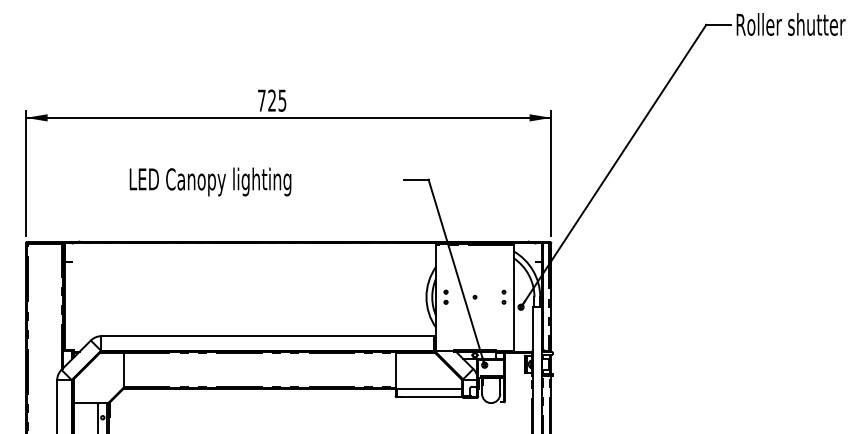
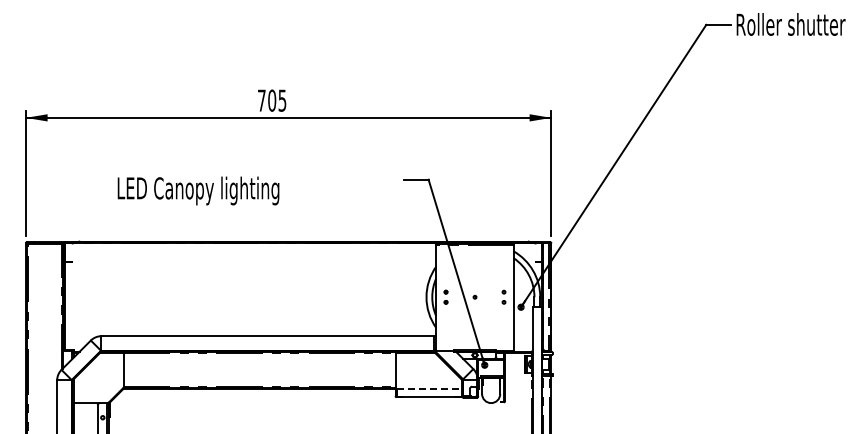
text: 725 -> 705 (272, 100)
text position: (210, 181) -> (198, 190) (198, 190)
line: solid -> dashed (429, 389)
